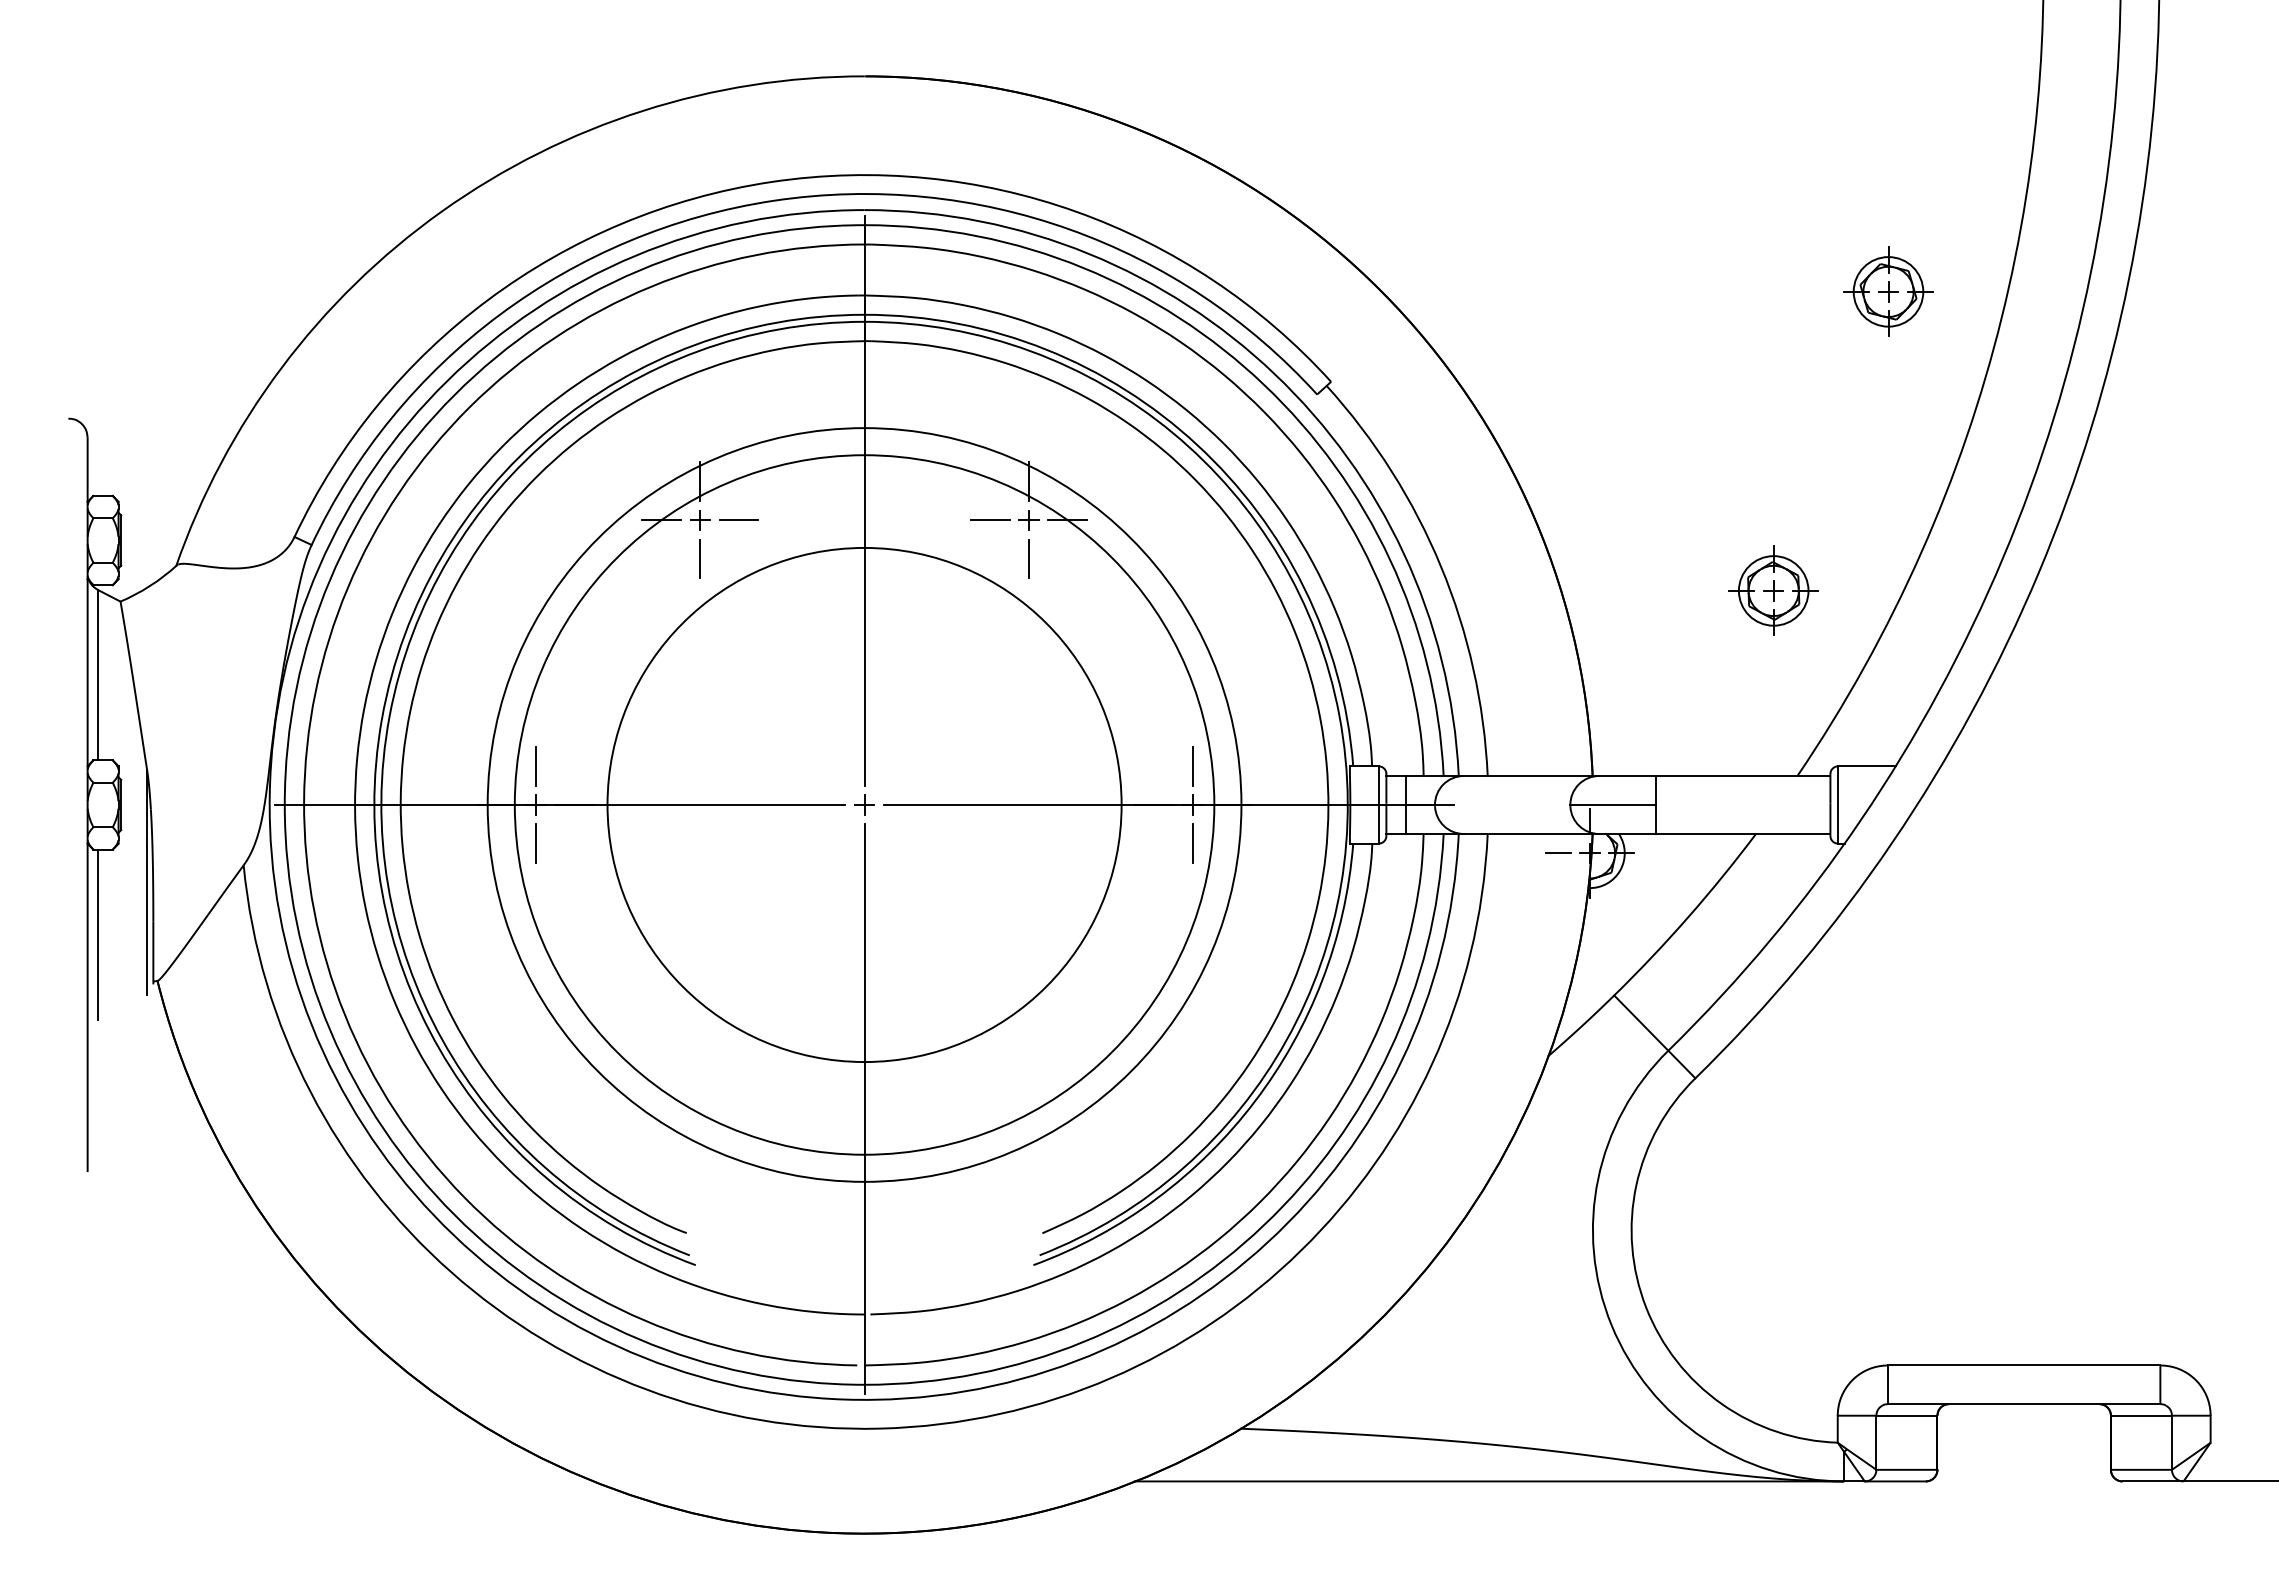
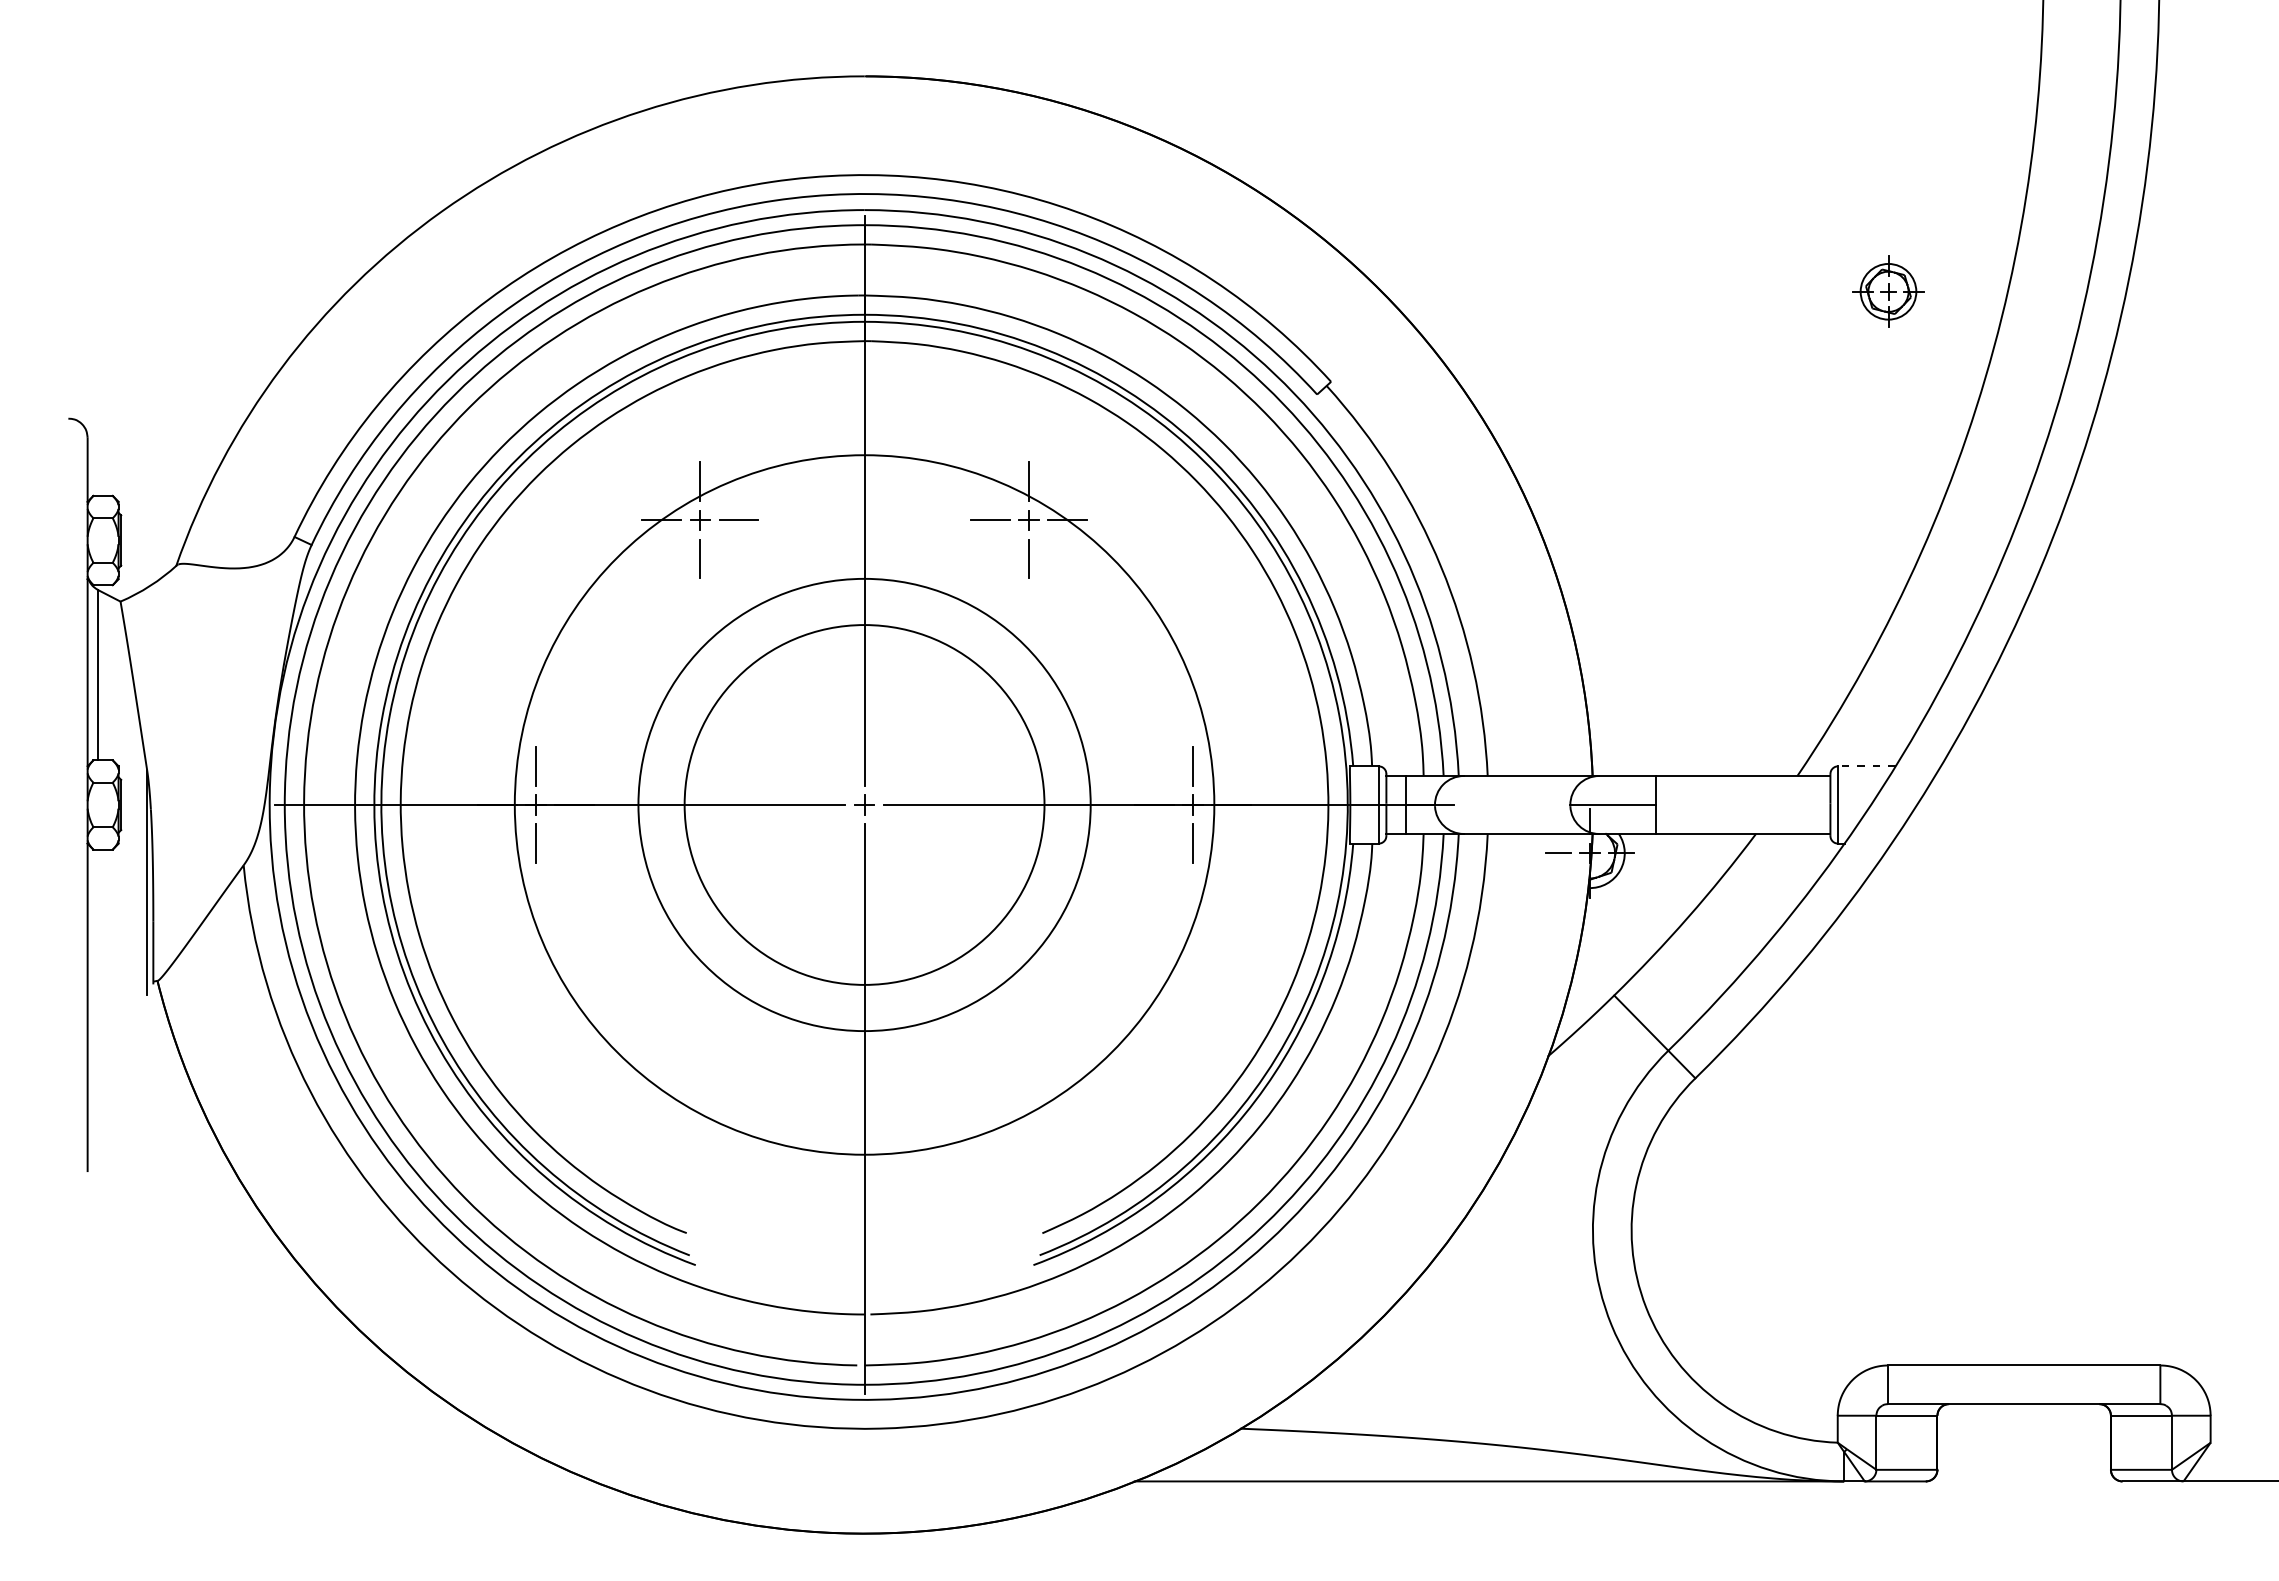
part size: 91x91 px -> 73x73 px (1888, 291)
part: present -> none (1773, 590)
line: solid -> dashed (1866, 766)
circle diameter: 514 px -> 360 px (864, 804)
circle diameter: 754 px -> 452 px (864, 804)
line: present -> none (98, 934)
